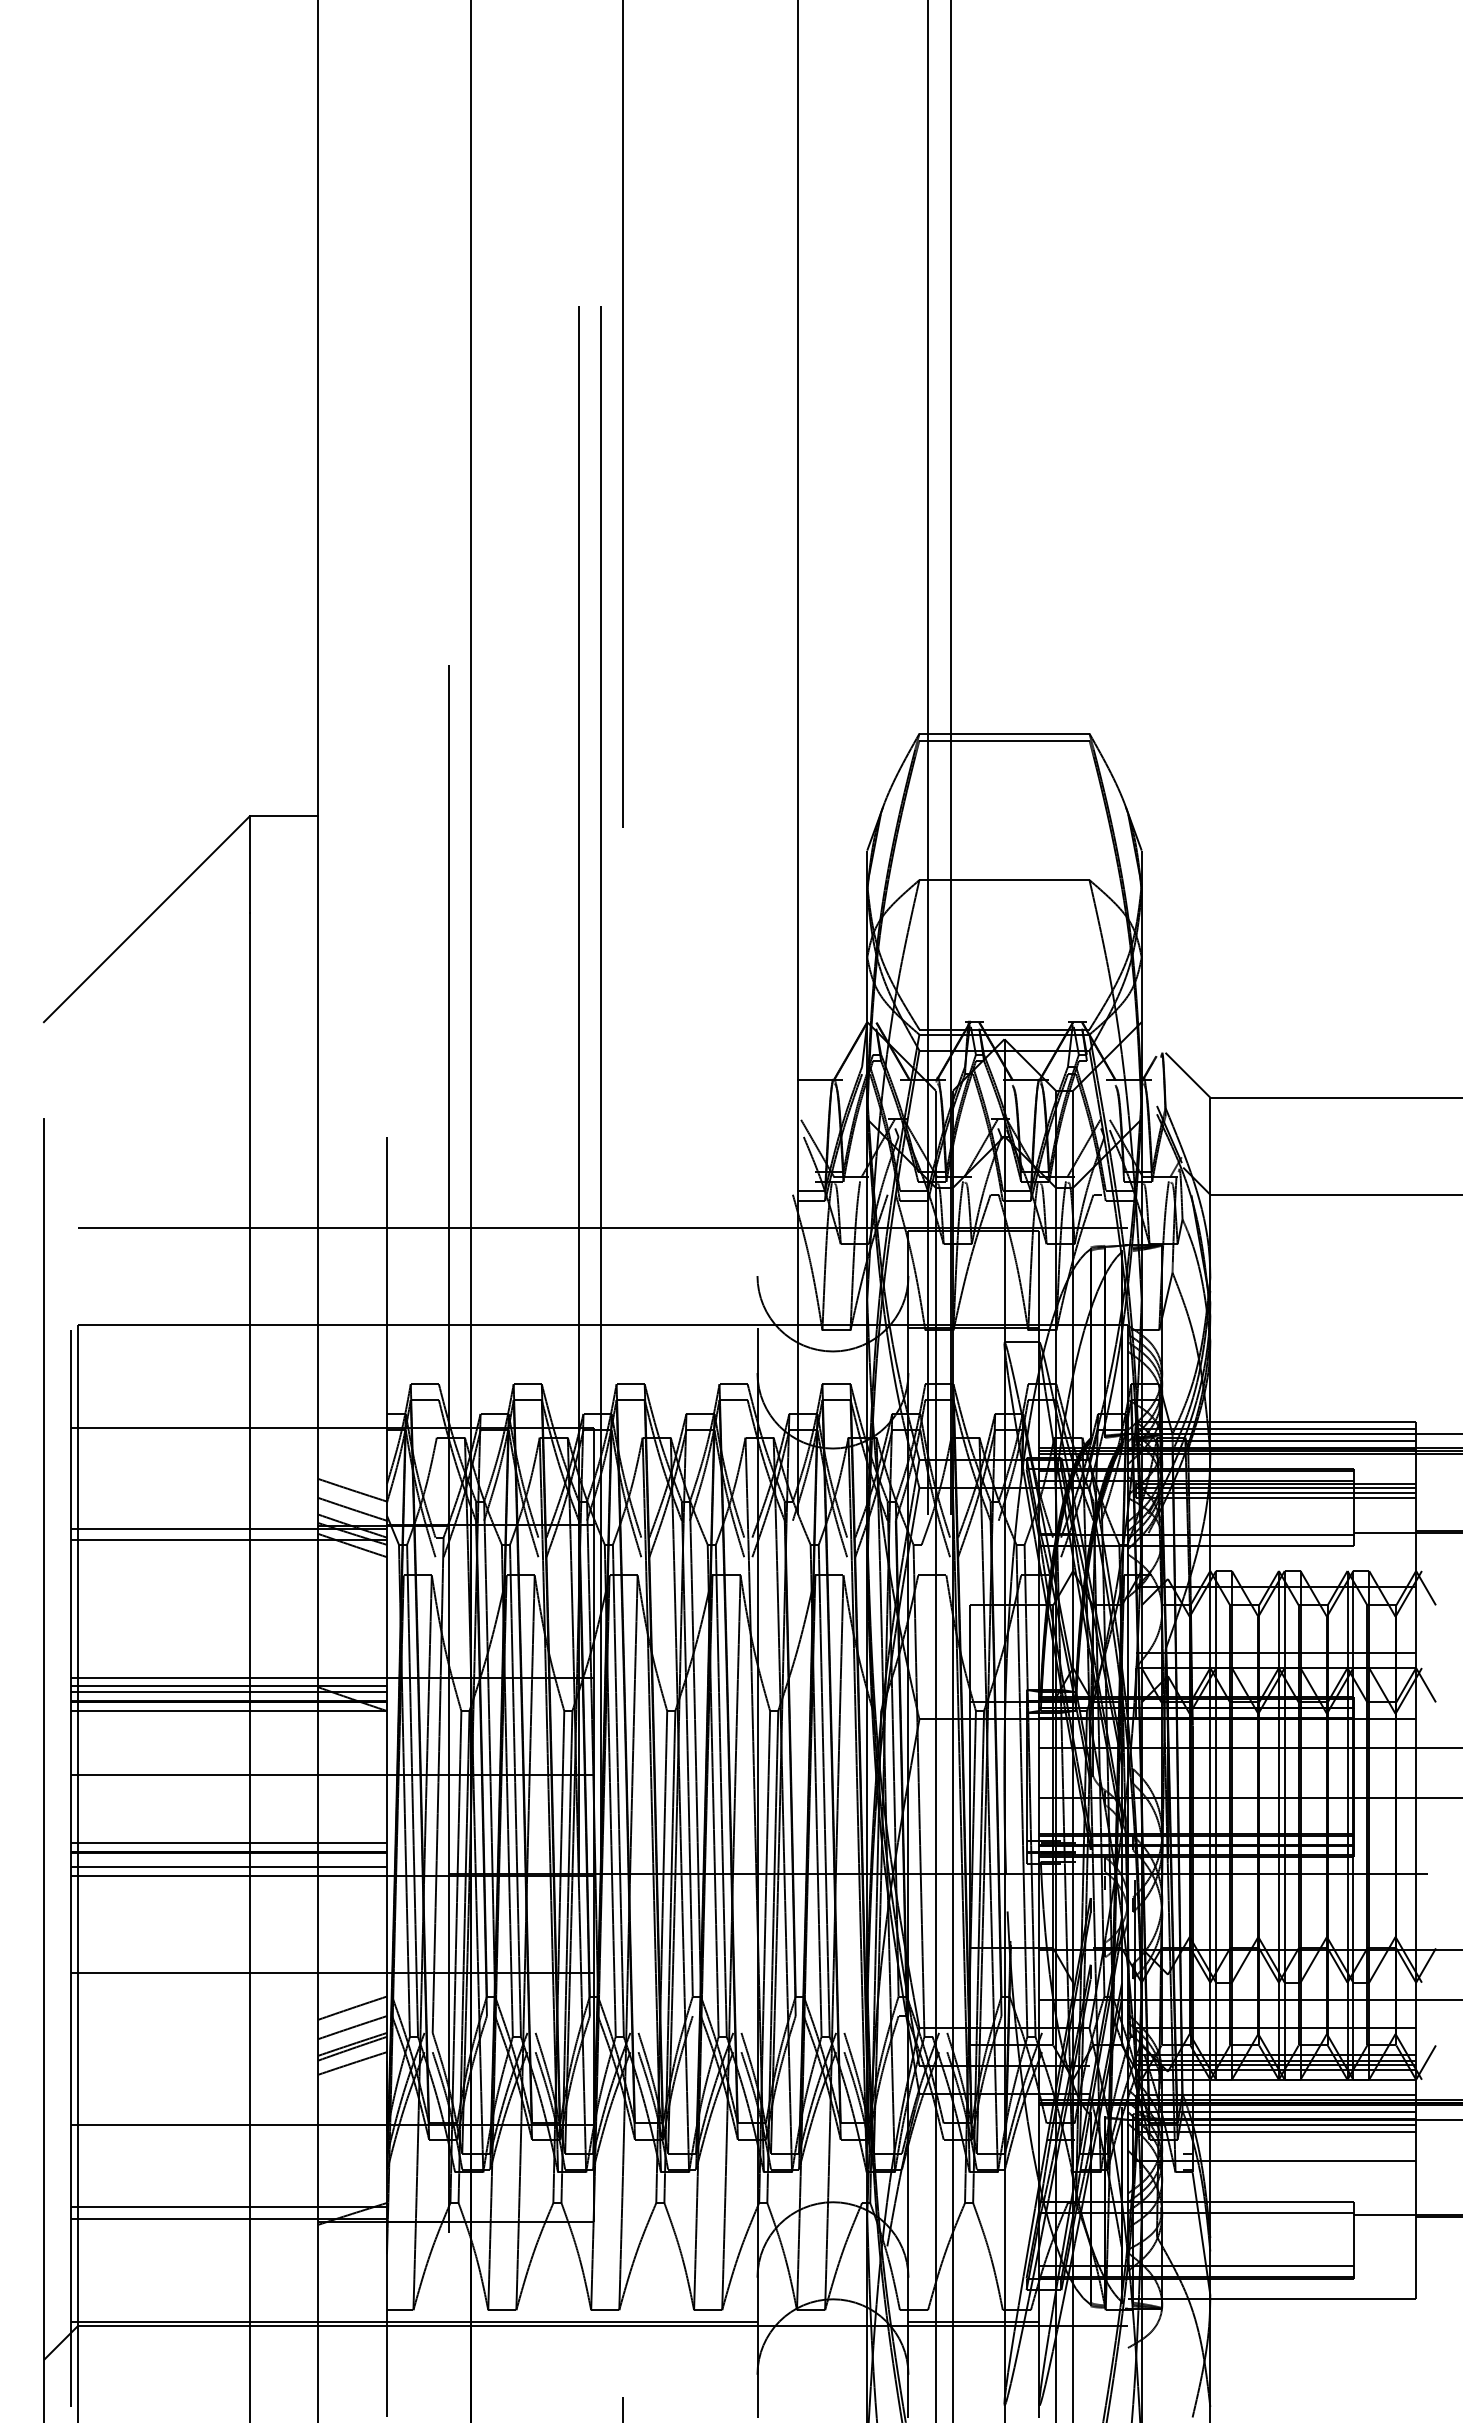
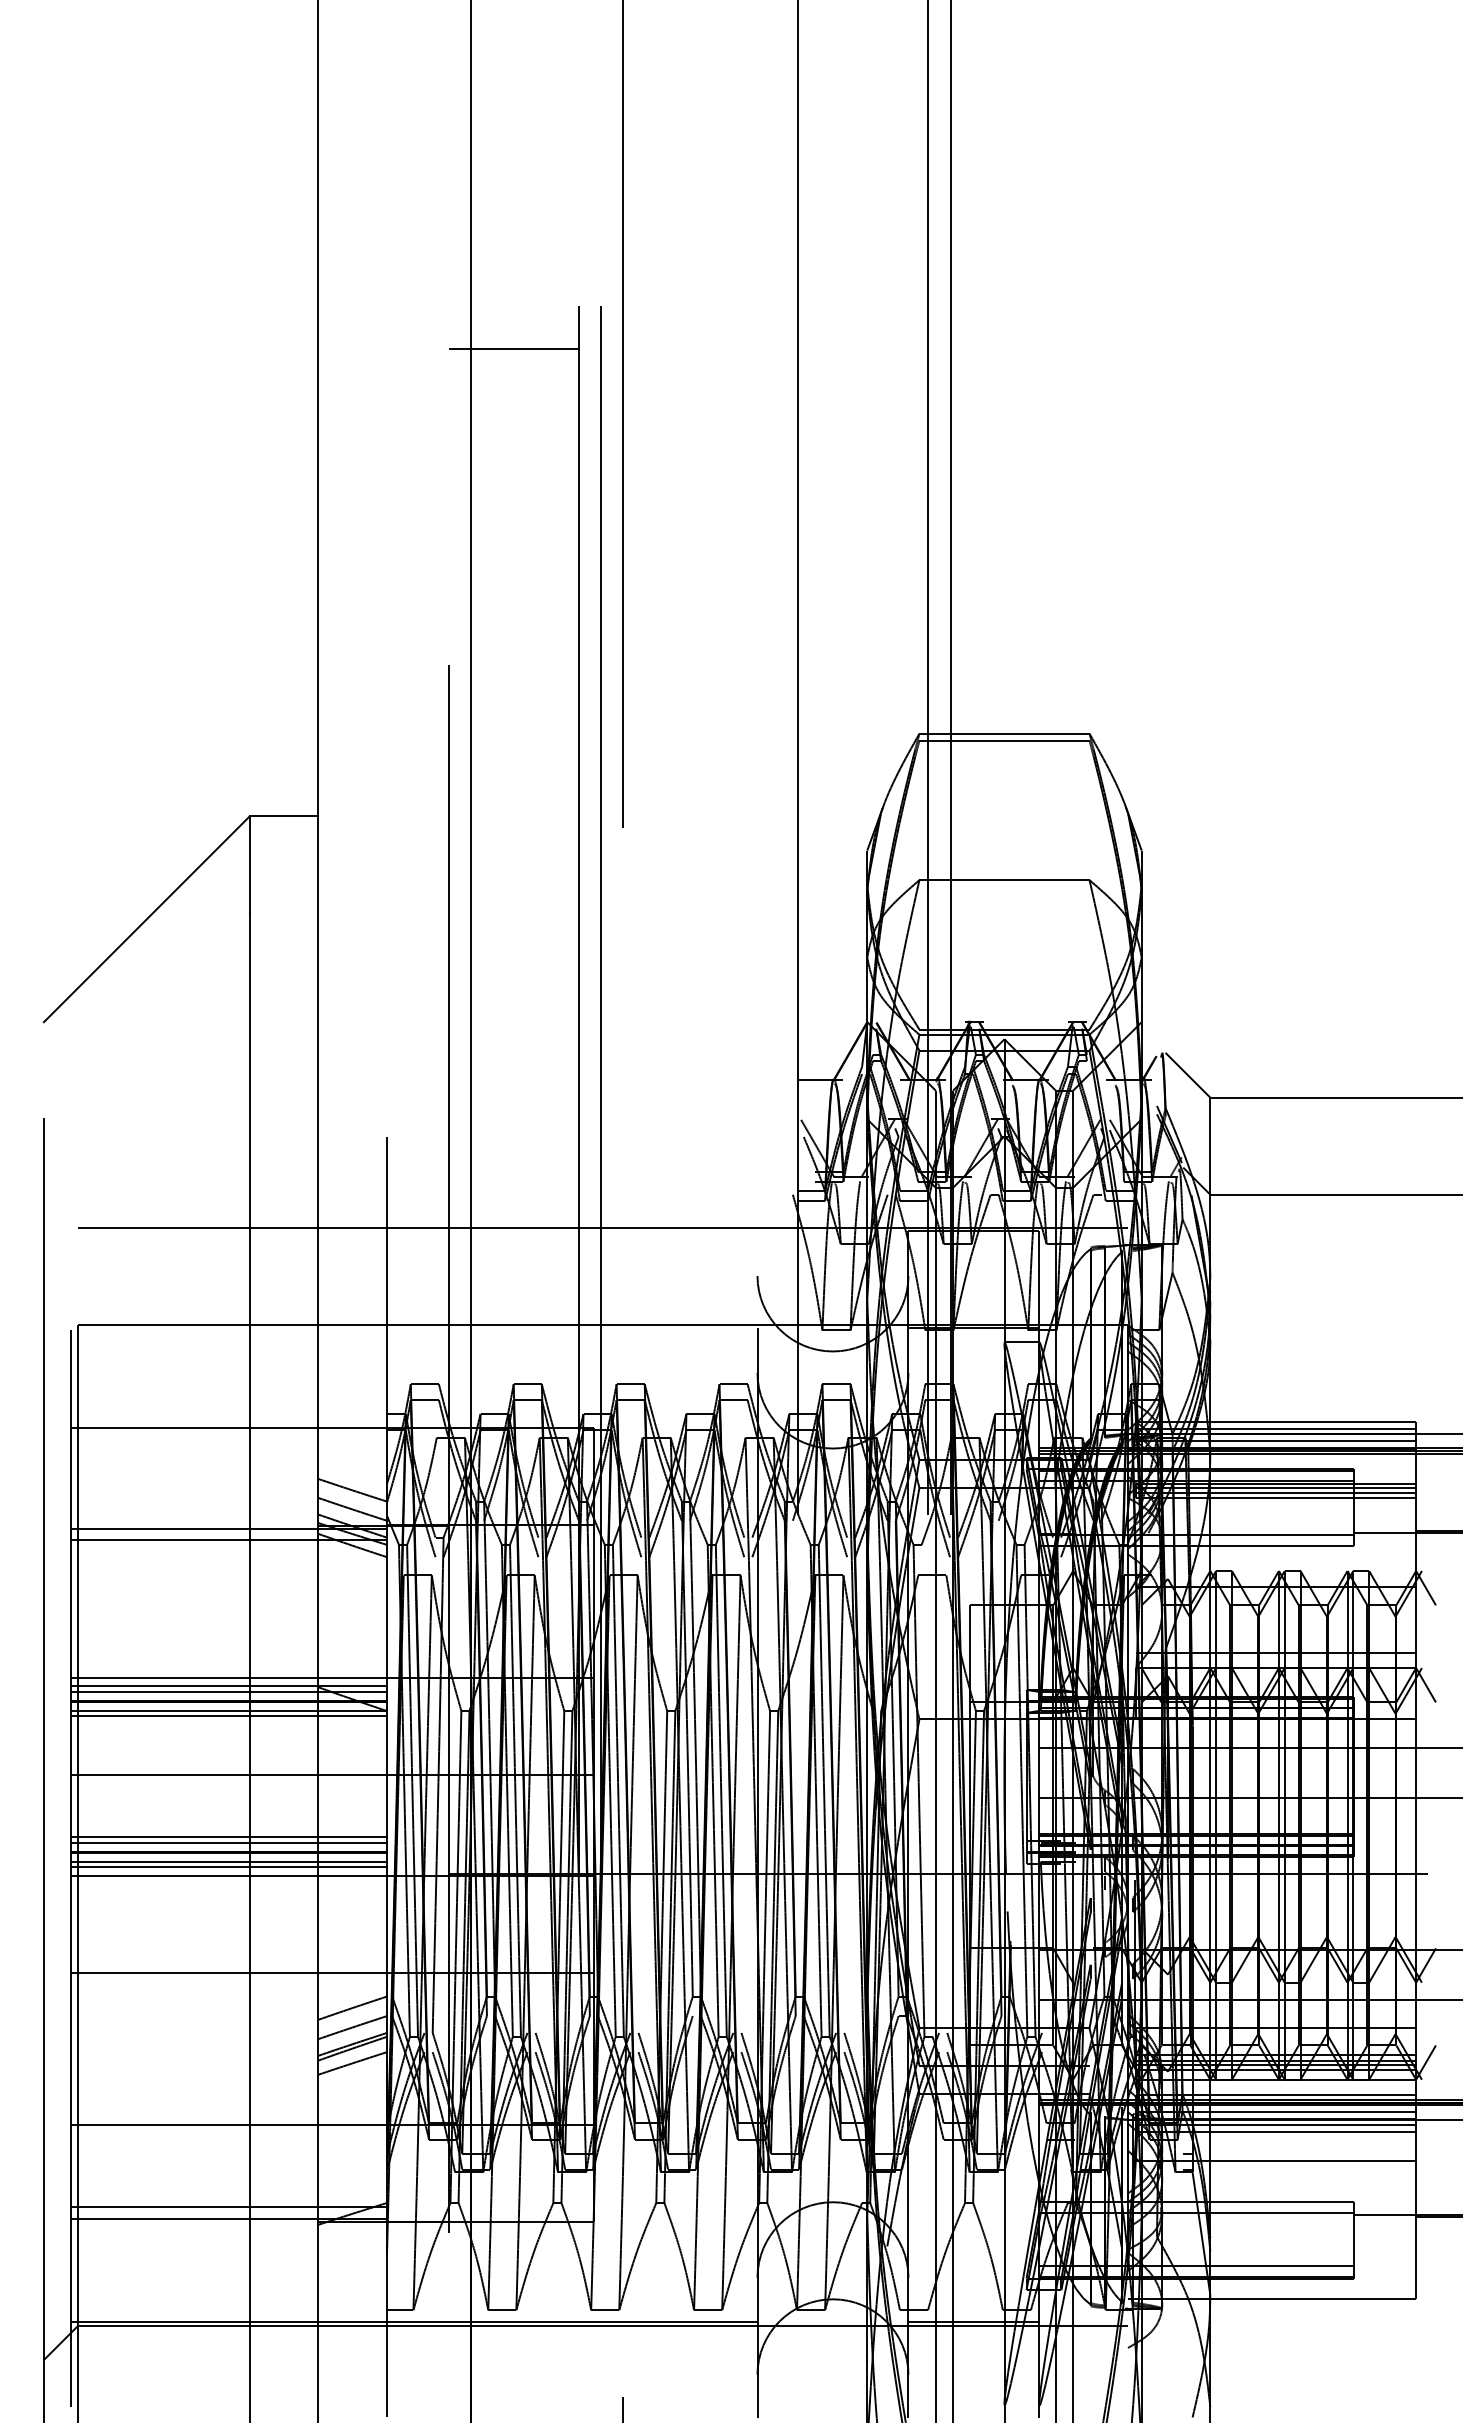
line: none -> present (513, 349)
line: none -> present (229, 1716)
line: none -> present (229, 1837)
line: none -> present (229, 1861)
